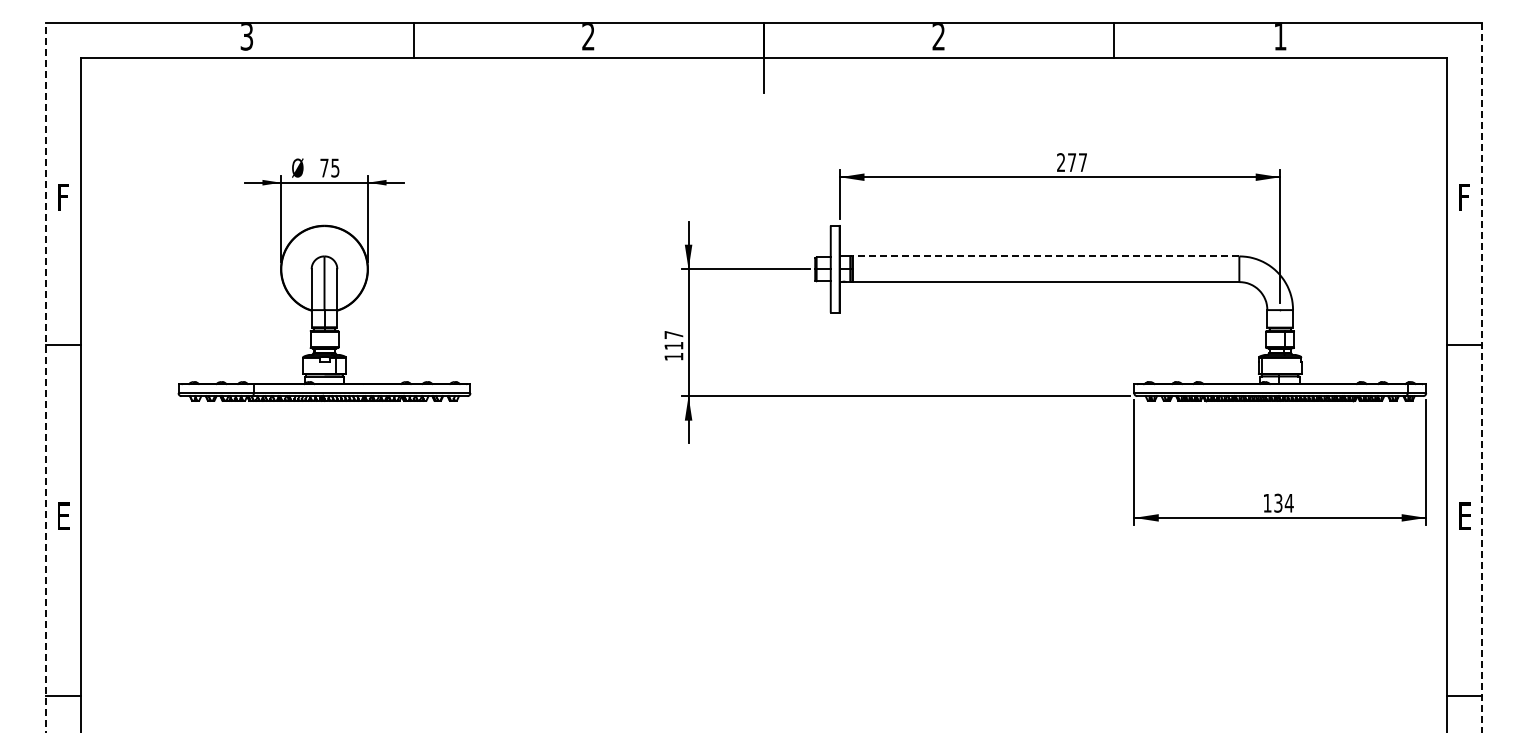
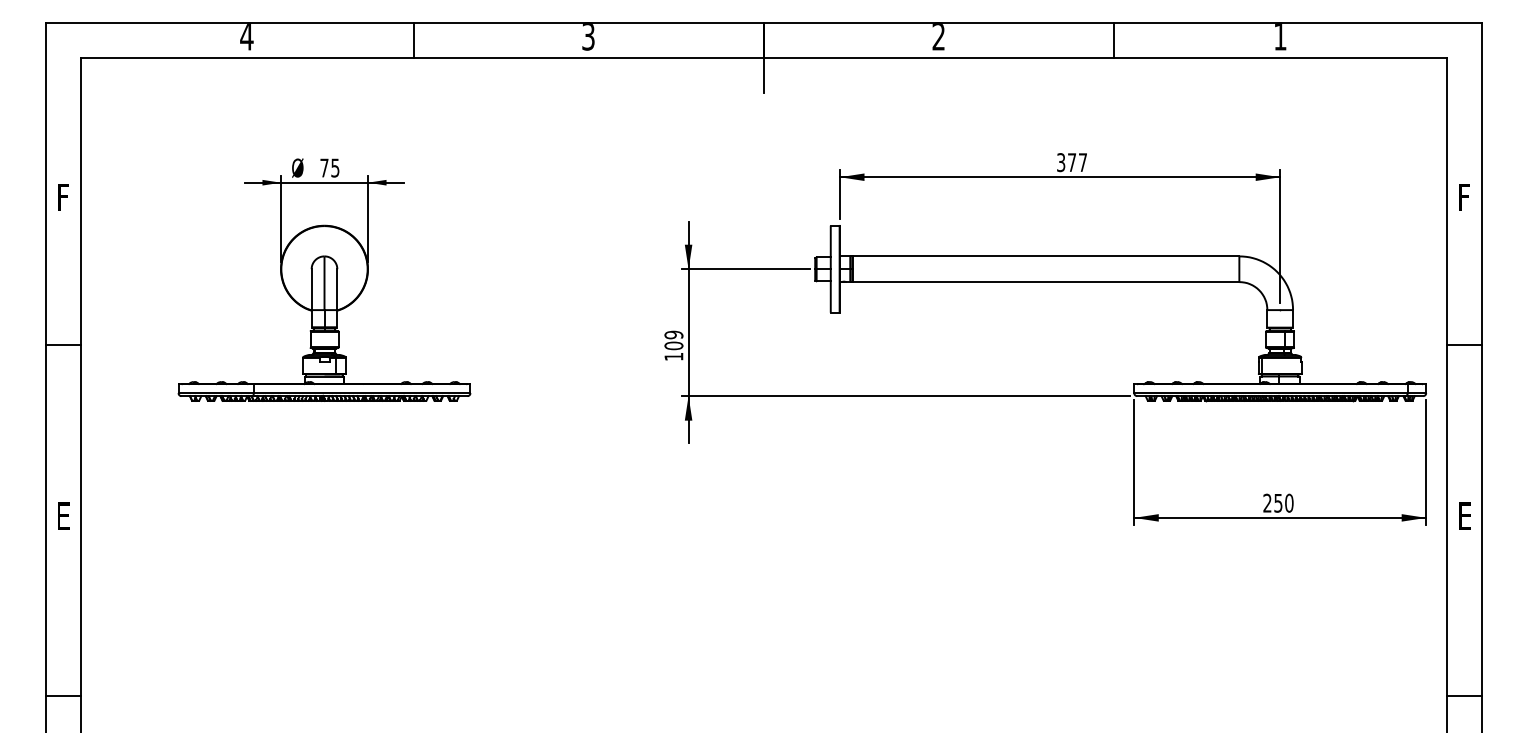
text: 3 -> 4 (246, 37)
text: 2 -> 3 (588, 37)
text: 277 -> 377 (1061, 162)
line: dashed -> solid (1045, 256)
text: 117 -> 109 (673, 340)
line: dashed -> solid (45, 377)
line: dashed -> solid (1482, 377)
text: 134 -> 250 (1278, 502)
